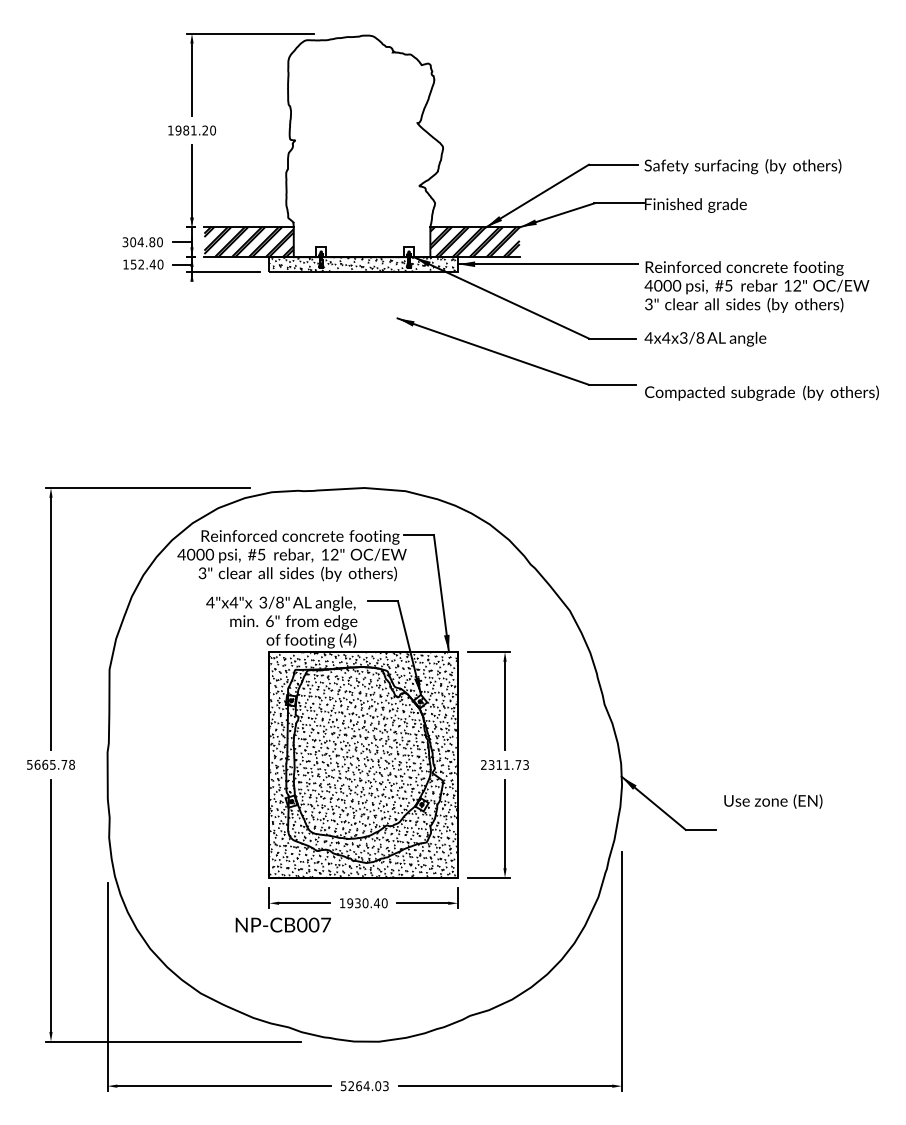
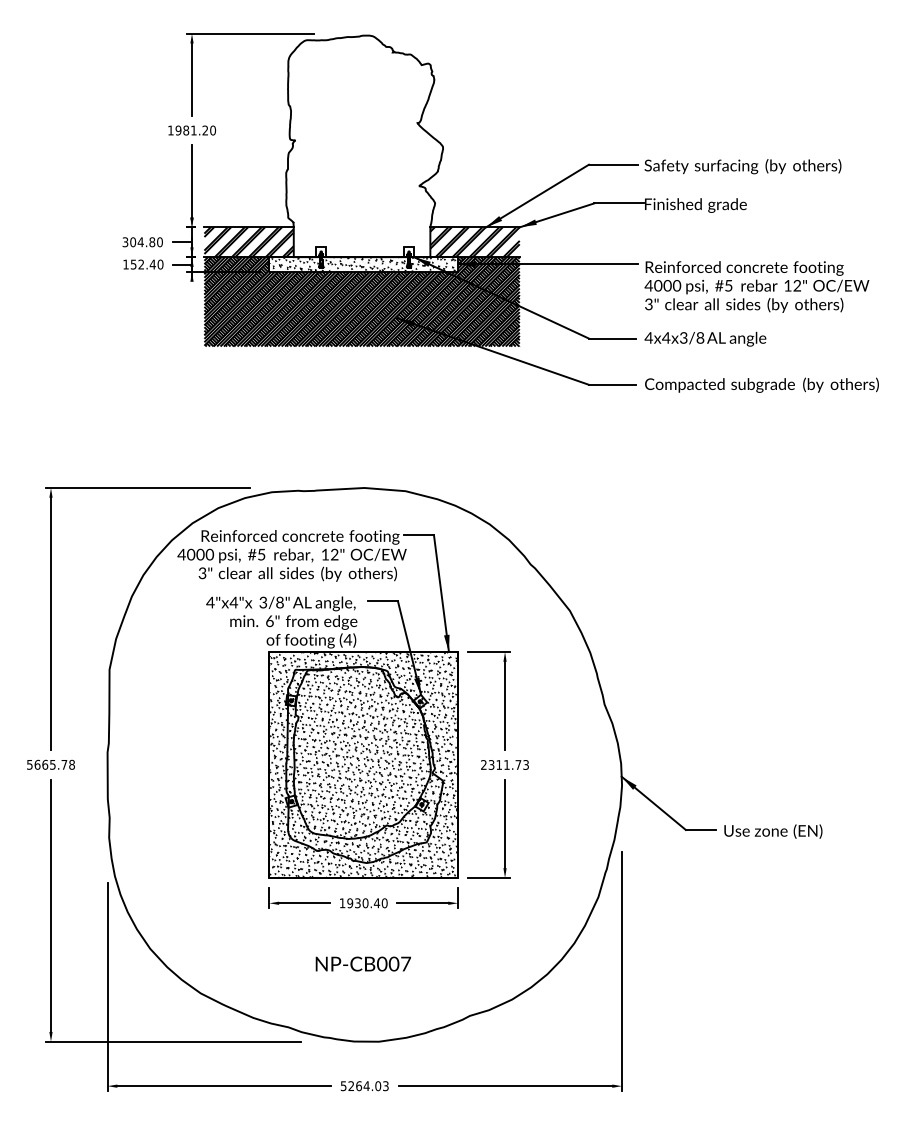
hatch: none -> present (361, 301)
text position: (761, 392) -> (761, 384) (761, 384)
text position: (773, 801) -> (773, 831) (773, 831)
text position: (282, 924) -> (362, 963) (362, 963)
